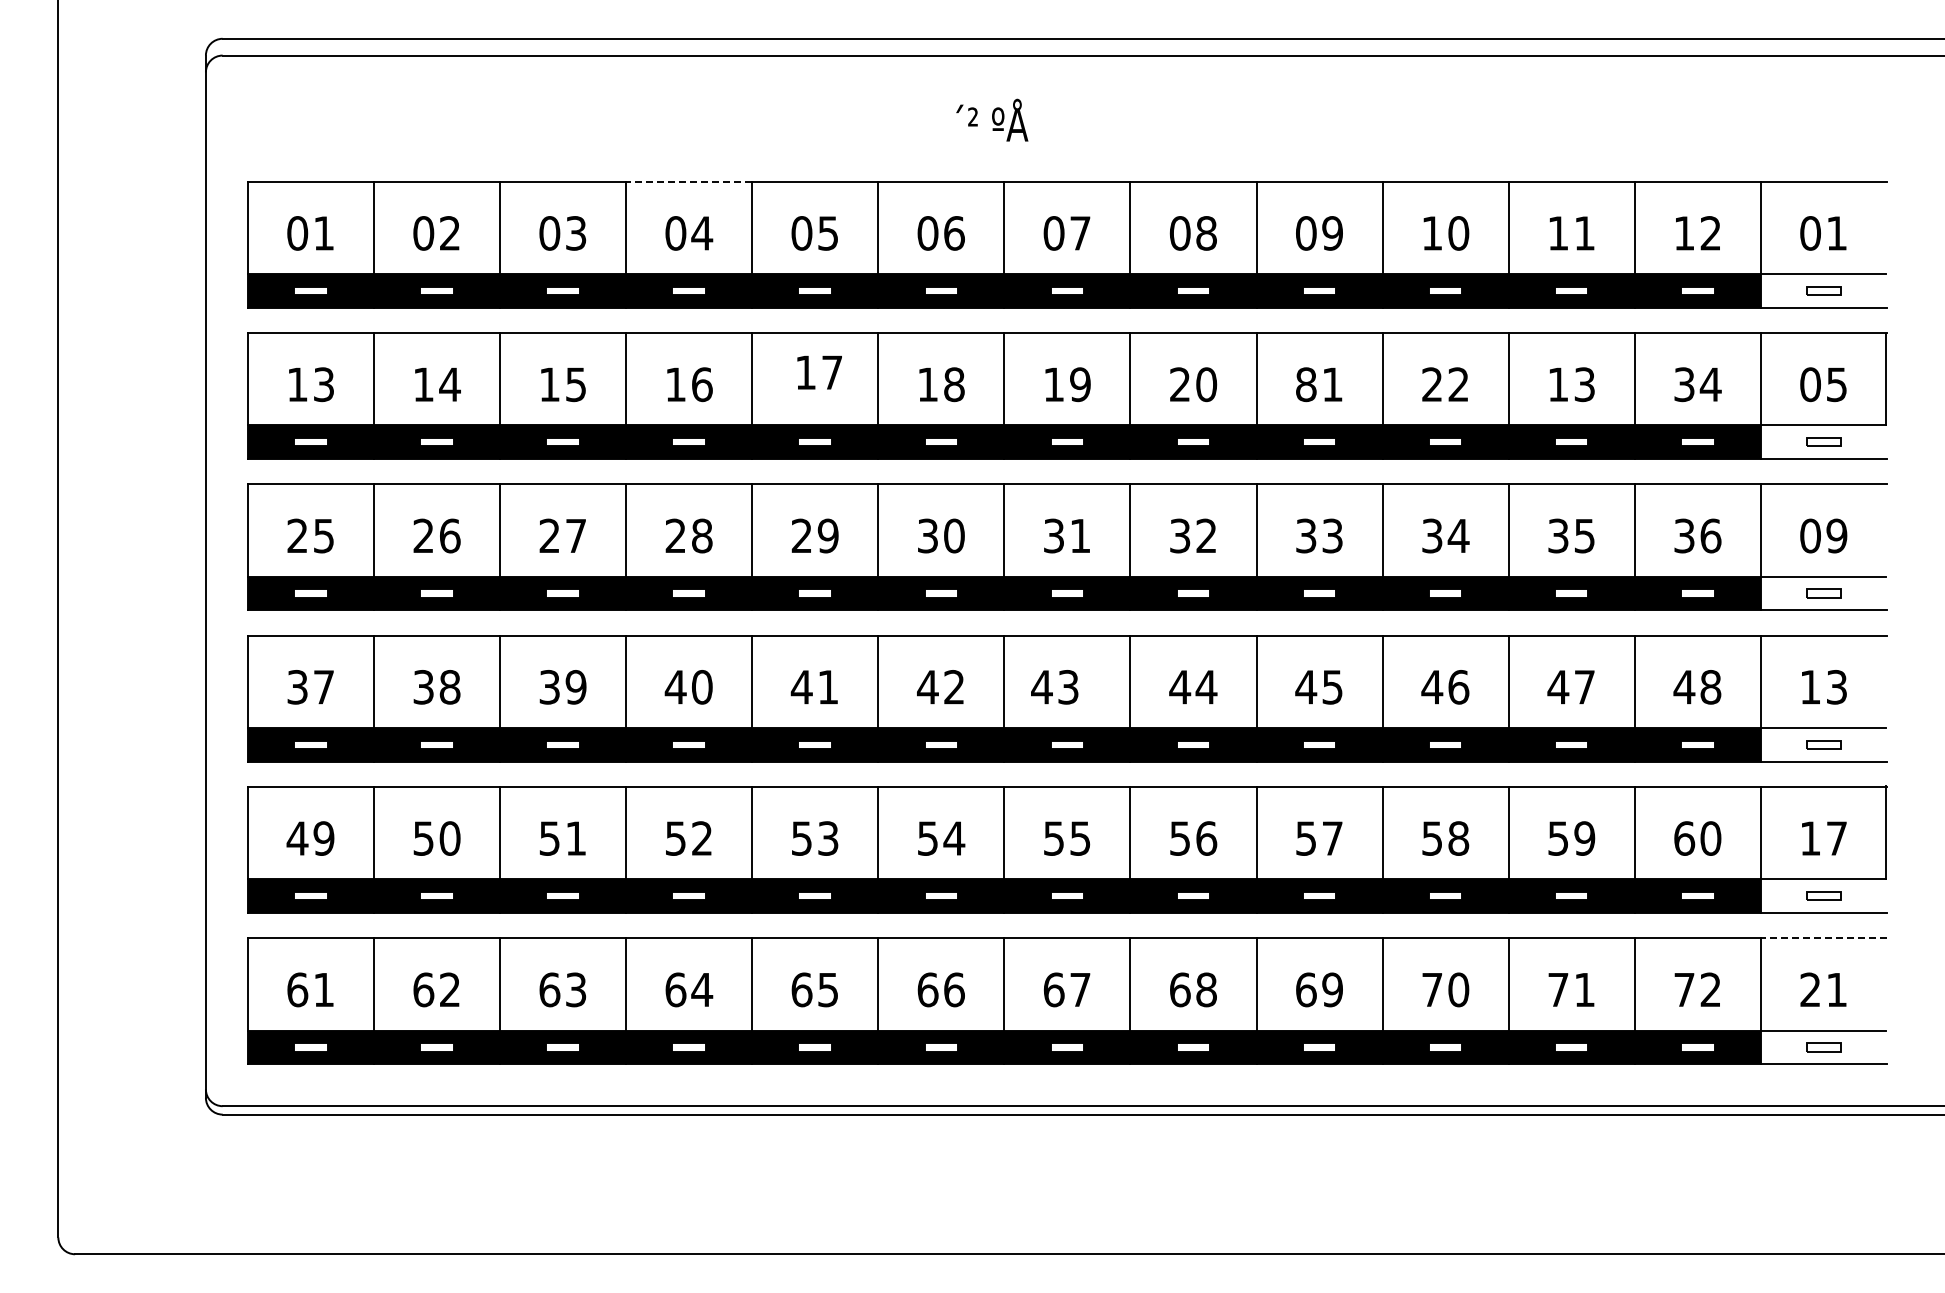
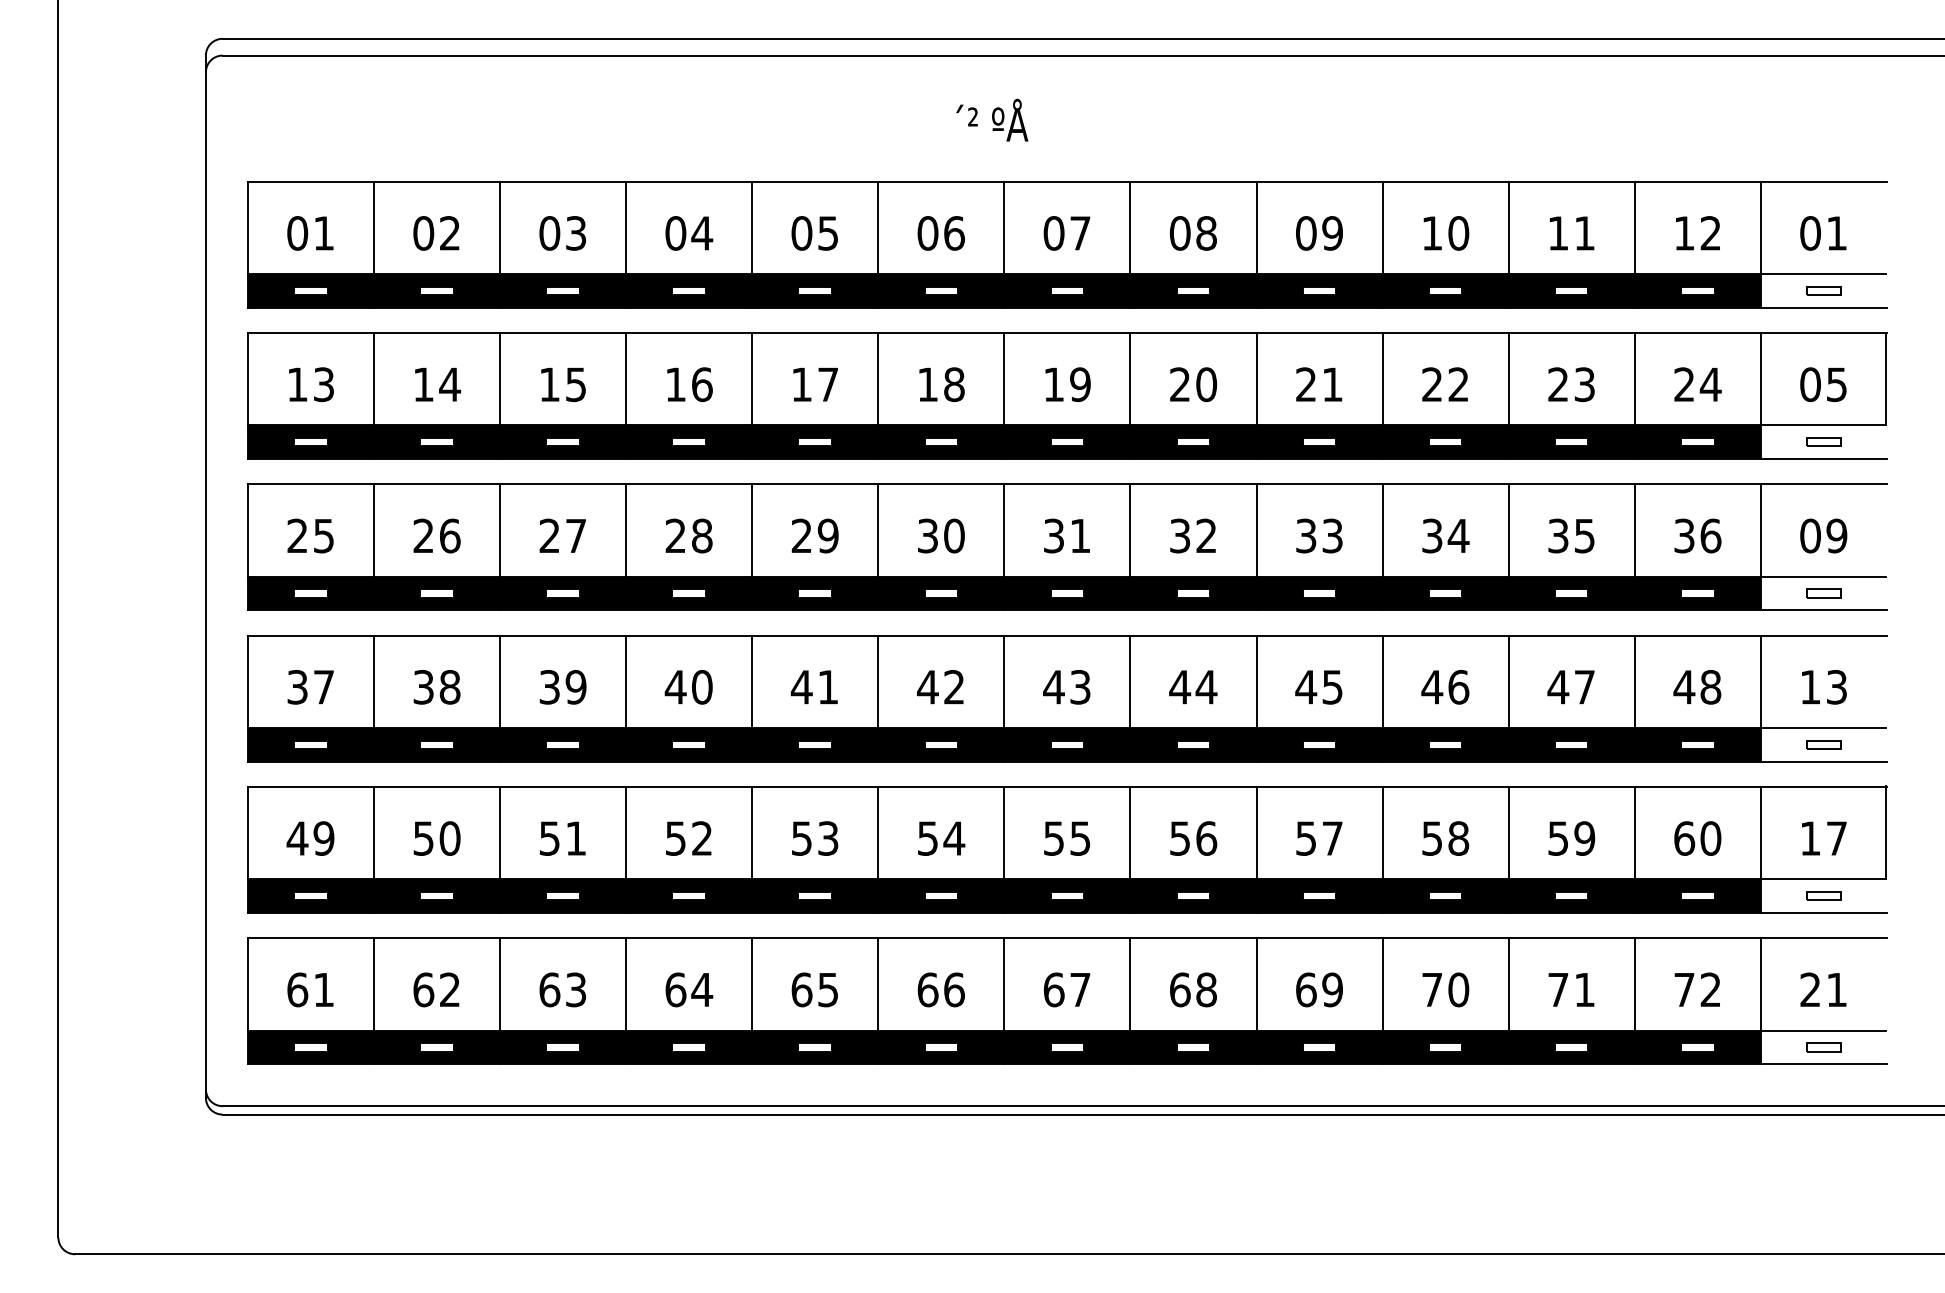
line: dashed -> solid (688, 181)
text position: (819, 372) -> (815, 384) (815, 384)
text: 81 -> 21 (1306, 384)
text: 13 -> 23 (1557, 384)
text: 34 -> 24 (1684, 384)
text position: (1054, 687) -> (1066, 687) (1066, 687)
line: dashed -> solid (1823, 938)
